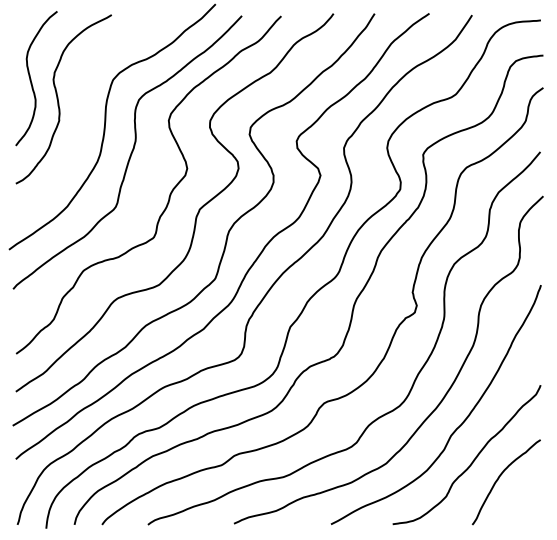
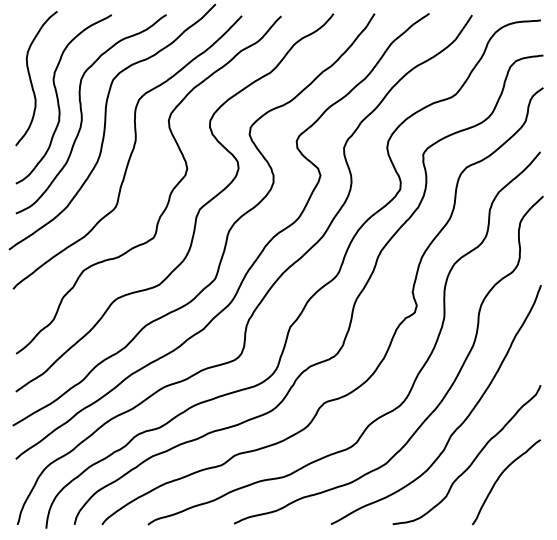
curve: none -> present (82, 114)
